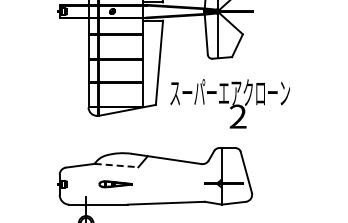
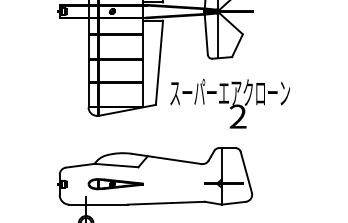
line: dashed -> solid (116, 165)
part size: 35x9 px -> 57x13 px (115, 184)
